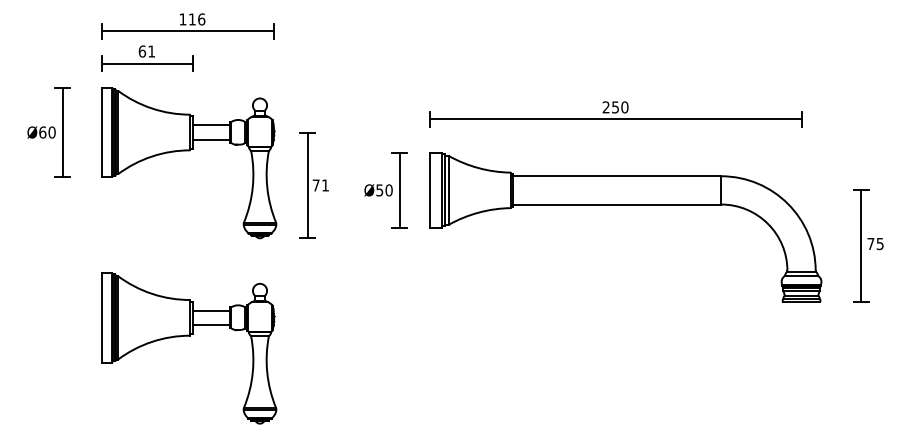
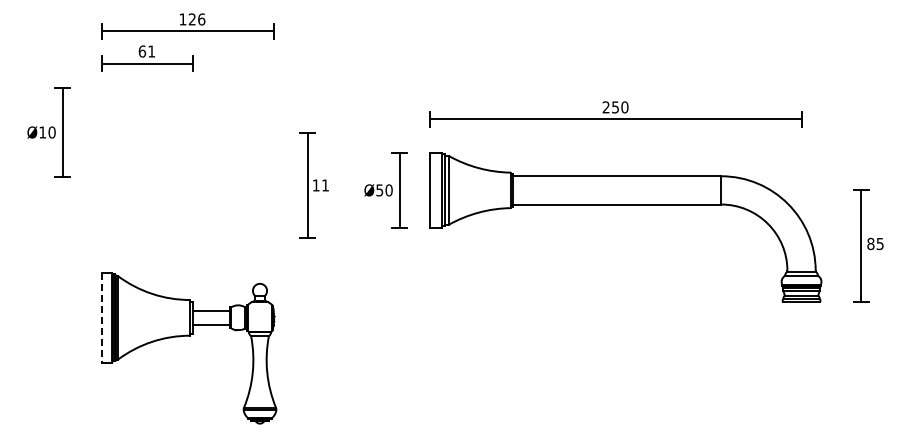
text: 116 -> 126 (191, 19)
text: Ø60 -> Ø10 (42, 132)
part: present -> none (189, 151)
text: 71 -> 11 (315, 185)
text: 75 -> 85 (870, 243)
line: solid -> dashed (101, 317)
